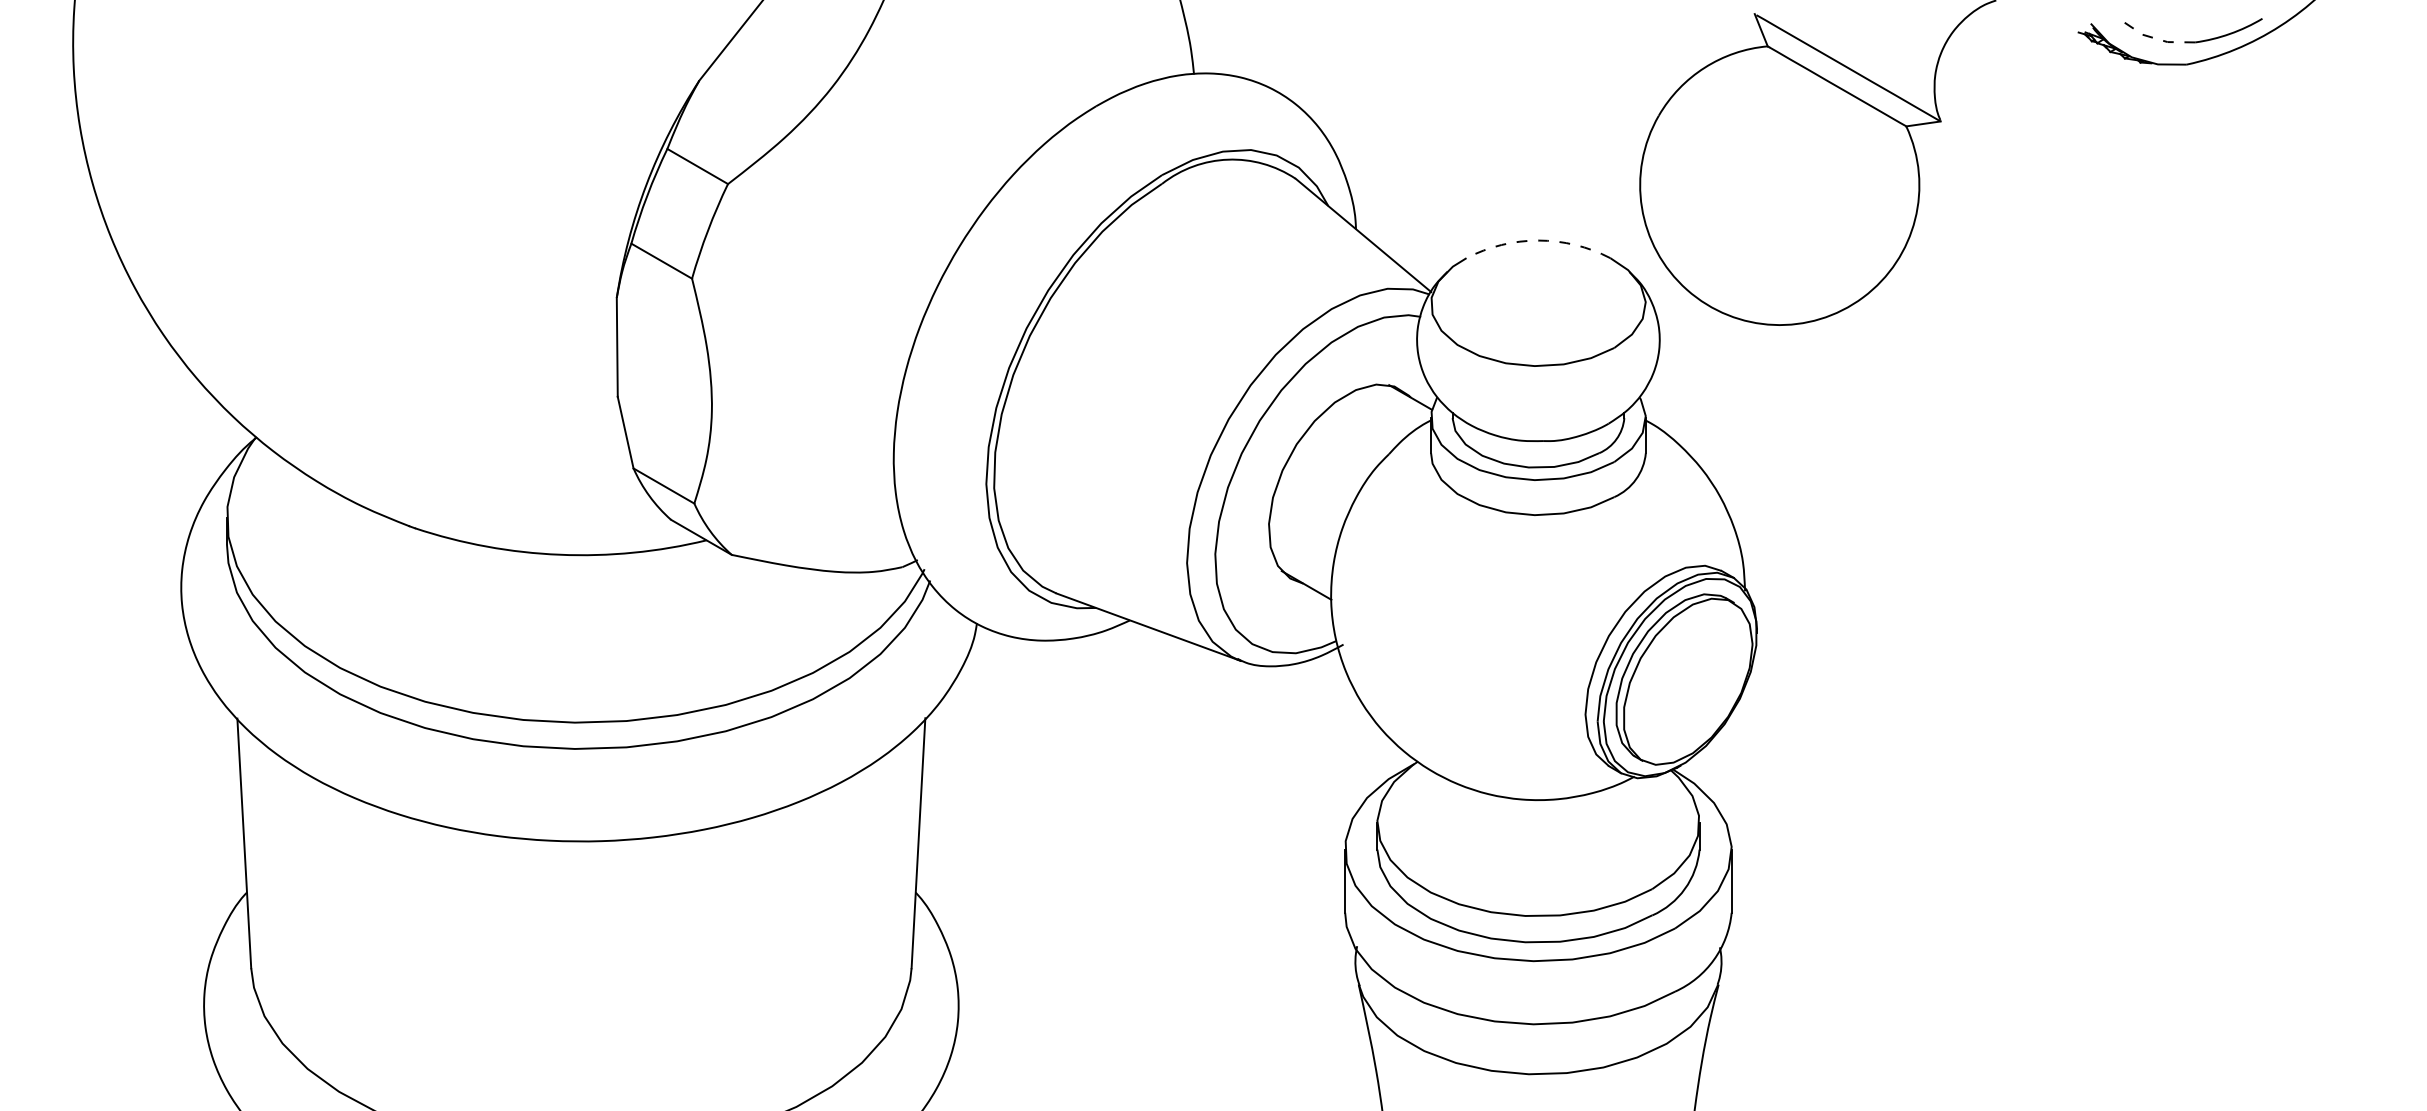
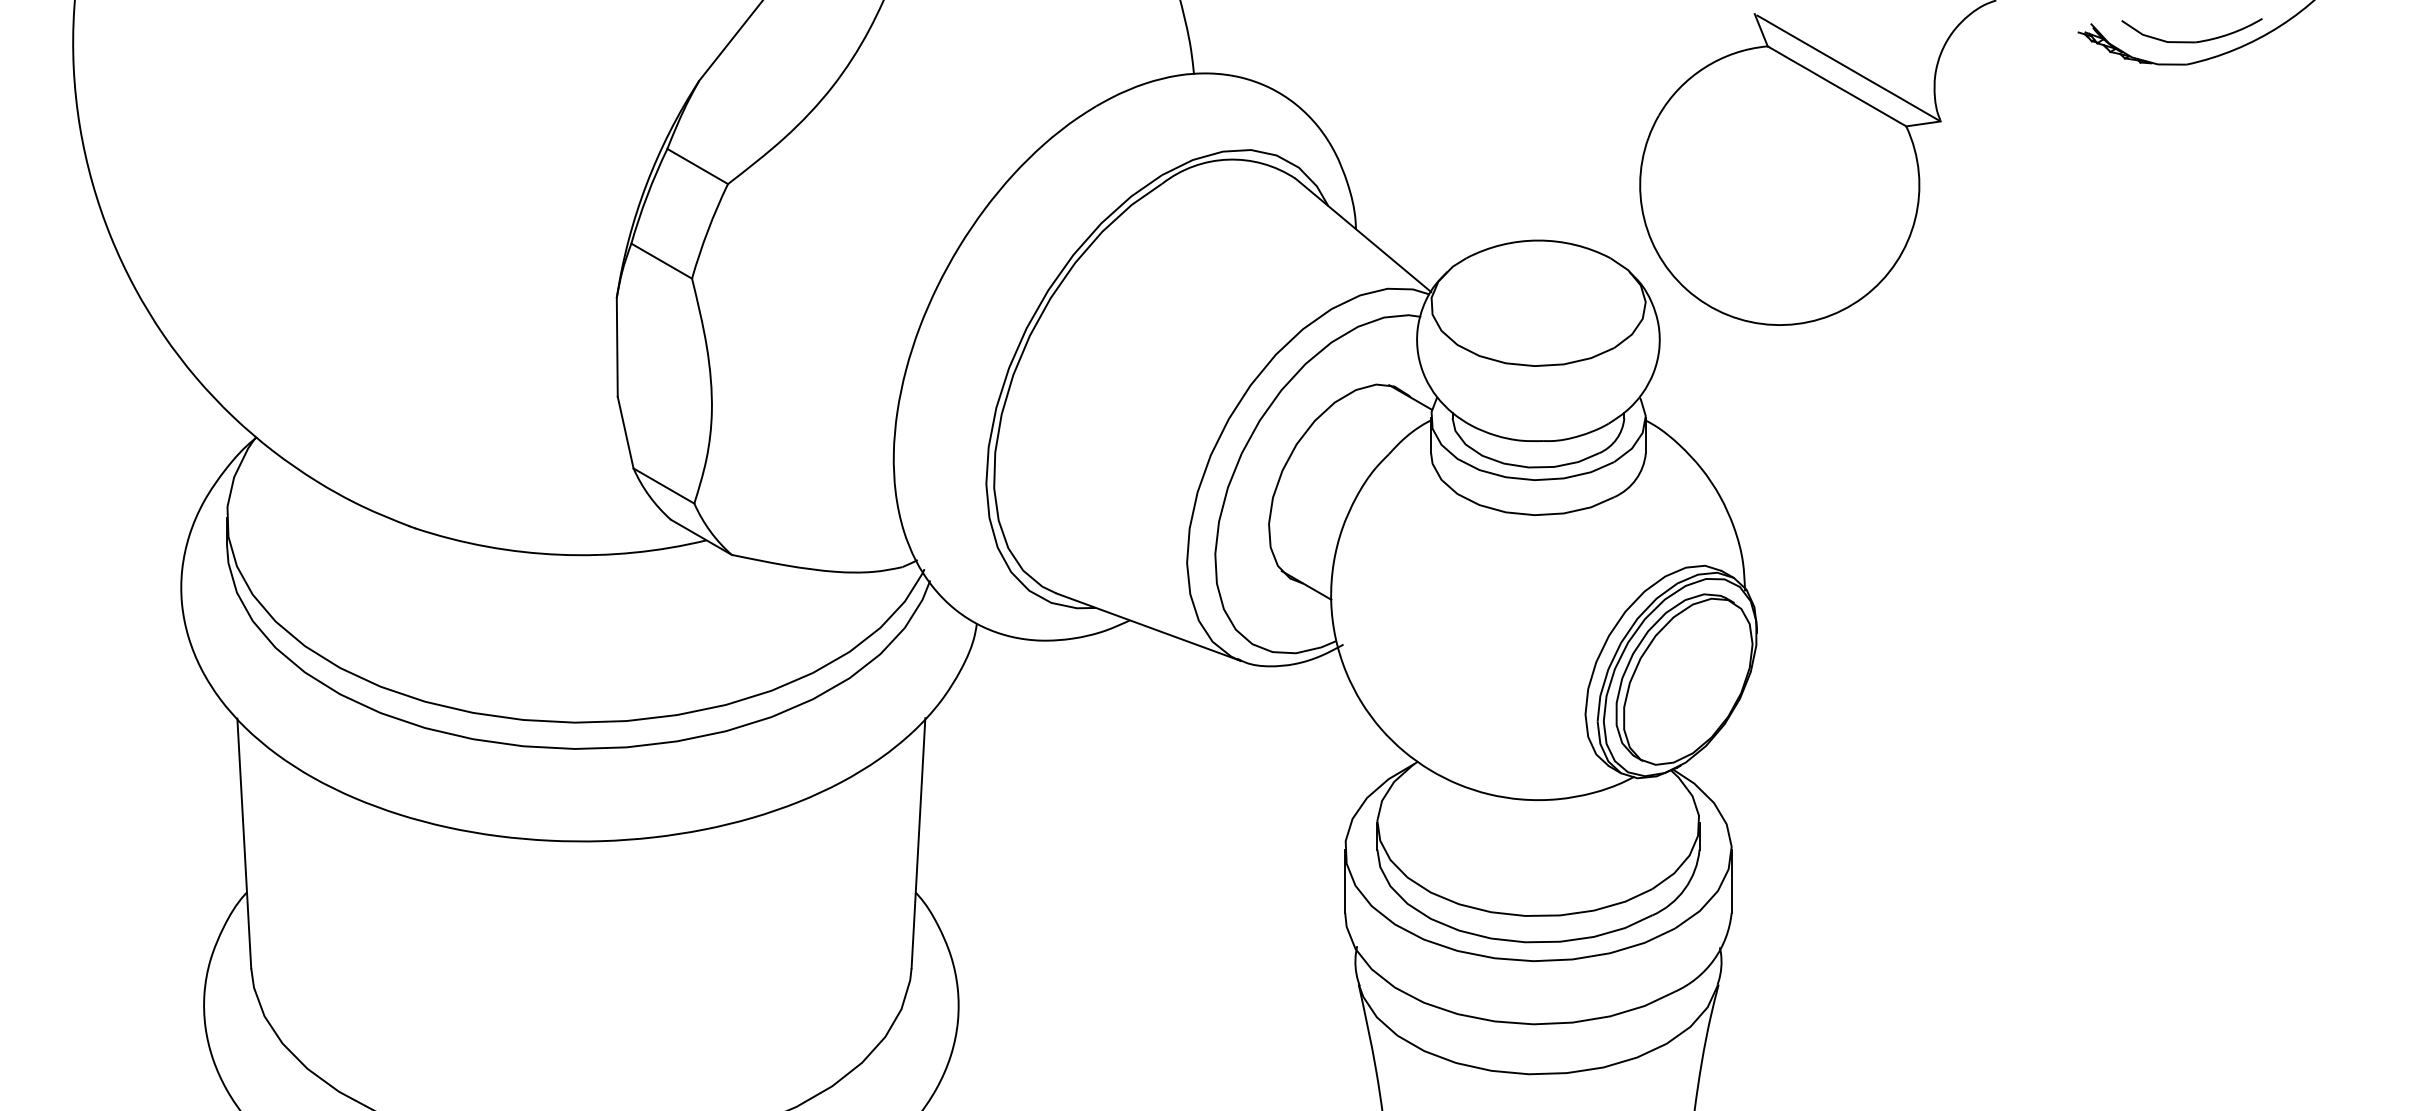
line: dashed -> solid (2156, 38)
arc: dashed -> solid (1538, 240)
